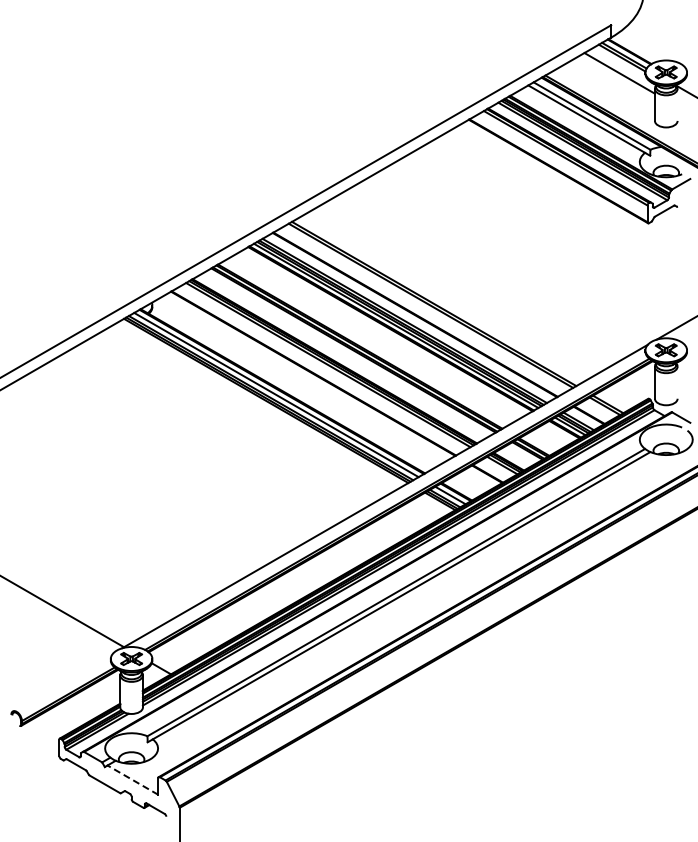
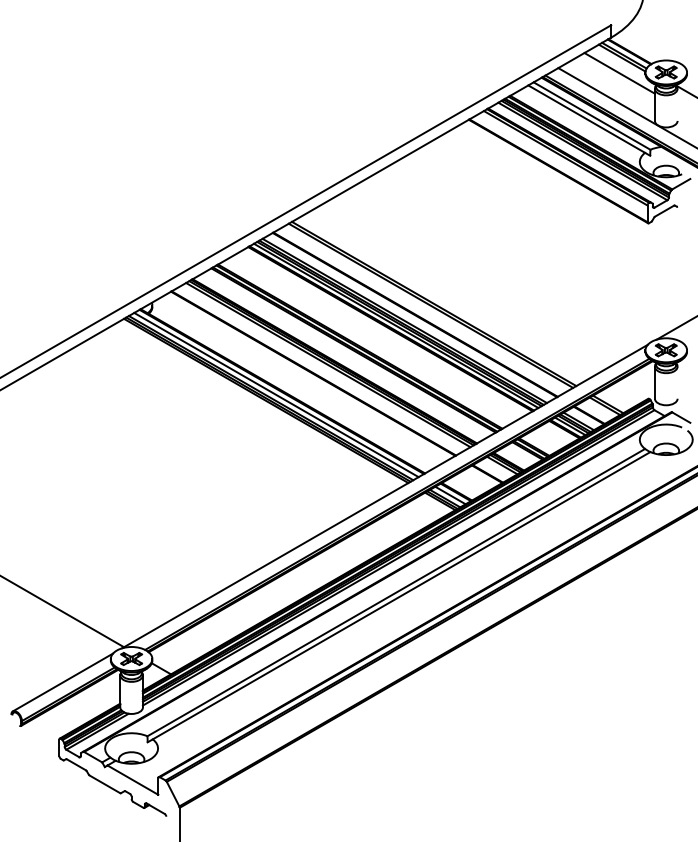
line: none -> present (626, 107)
line: none -> present (62, 682)
line: dashed -> solid (132, 779)
